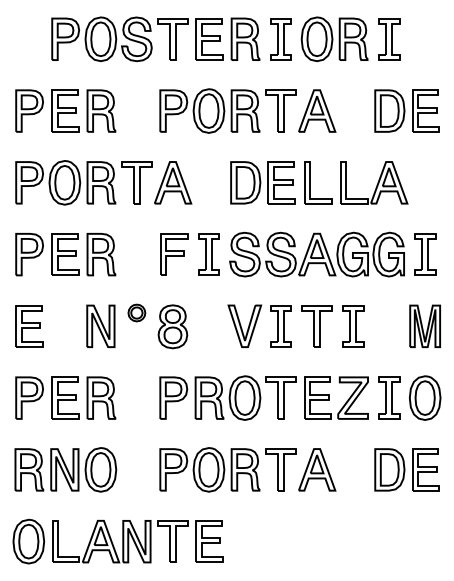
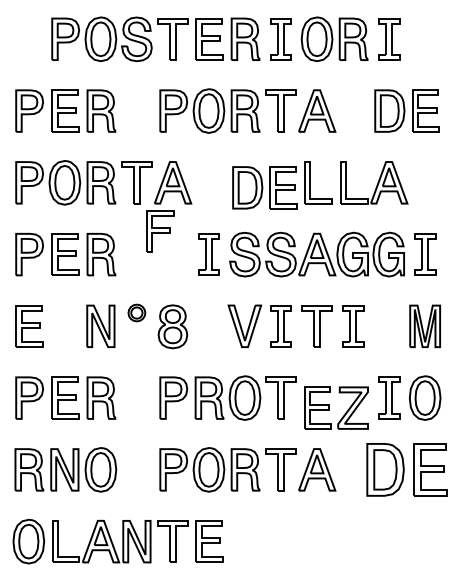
part position: (262, 182) -> (264, 187) (264, 187)
part position: (174, 254) -> (160, 231) (160, 231)
part position: (329, 397) -> (329, 407) (329, 407)
part size: 66x44 px -> 82x54 px (406, 469)
